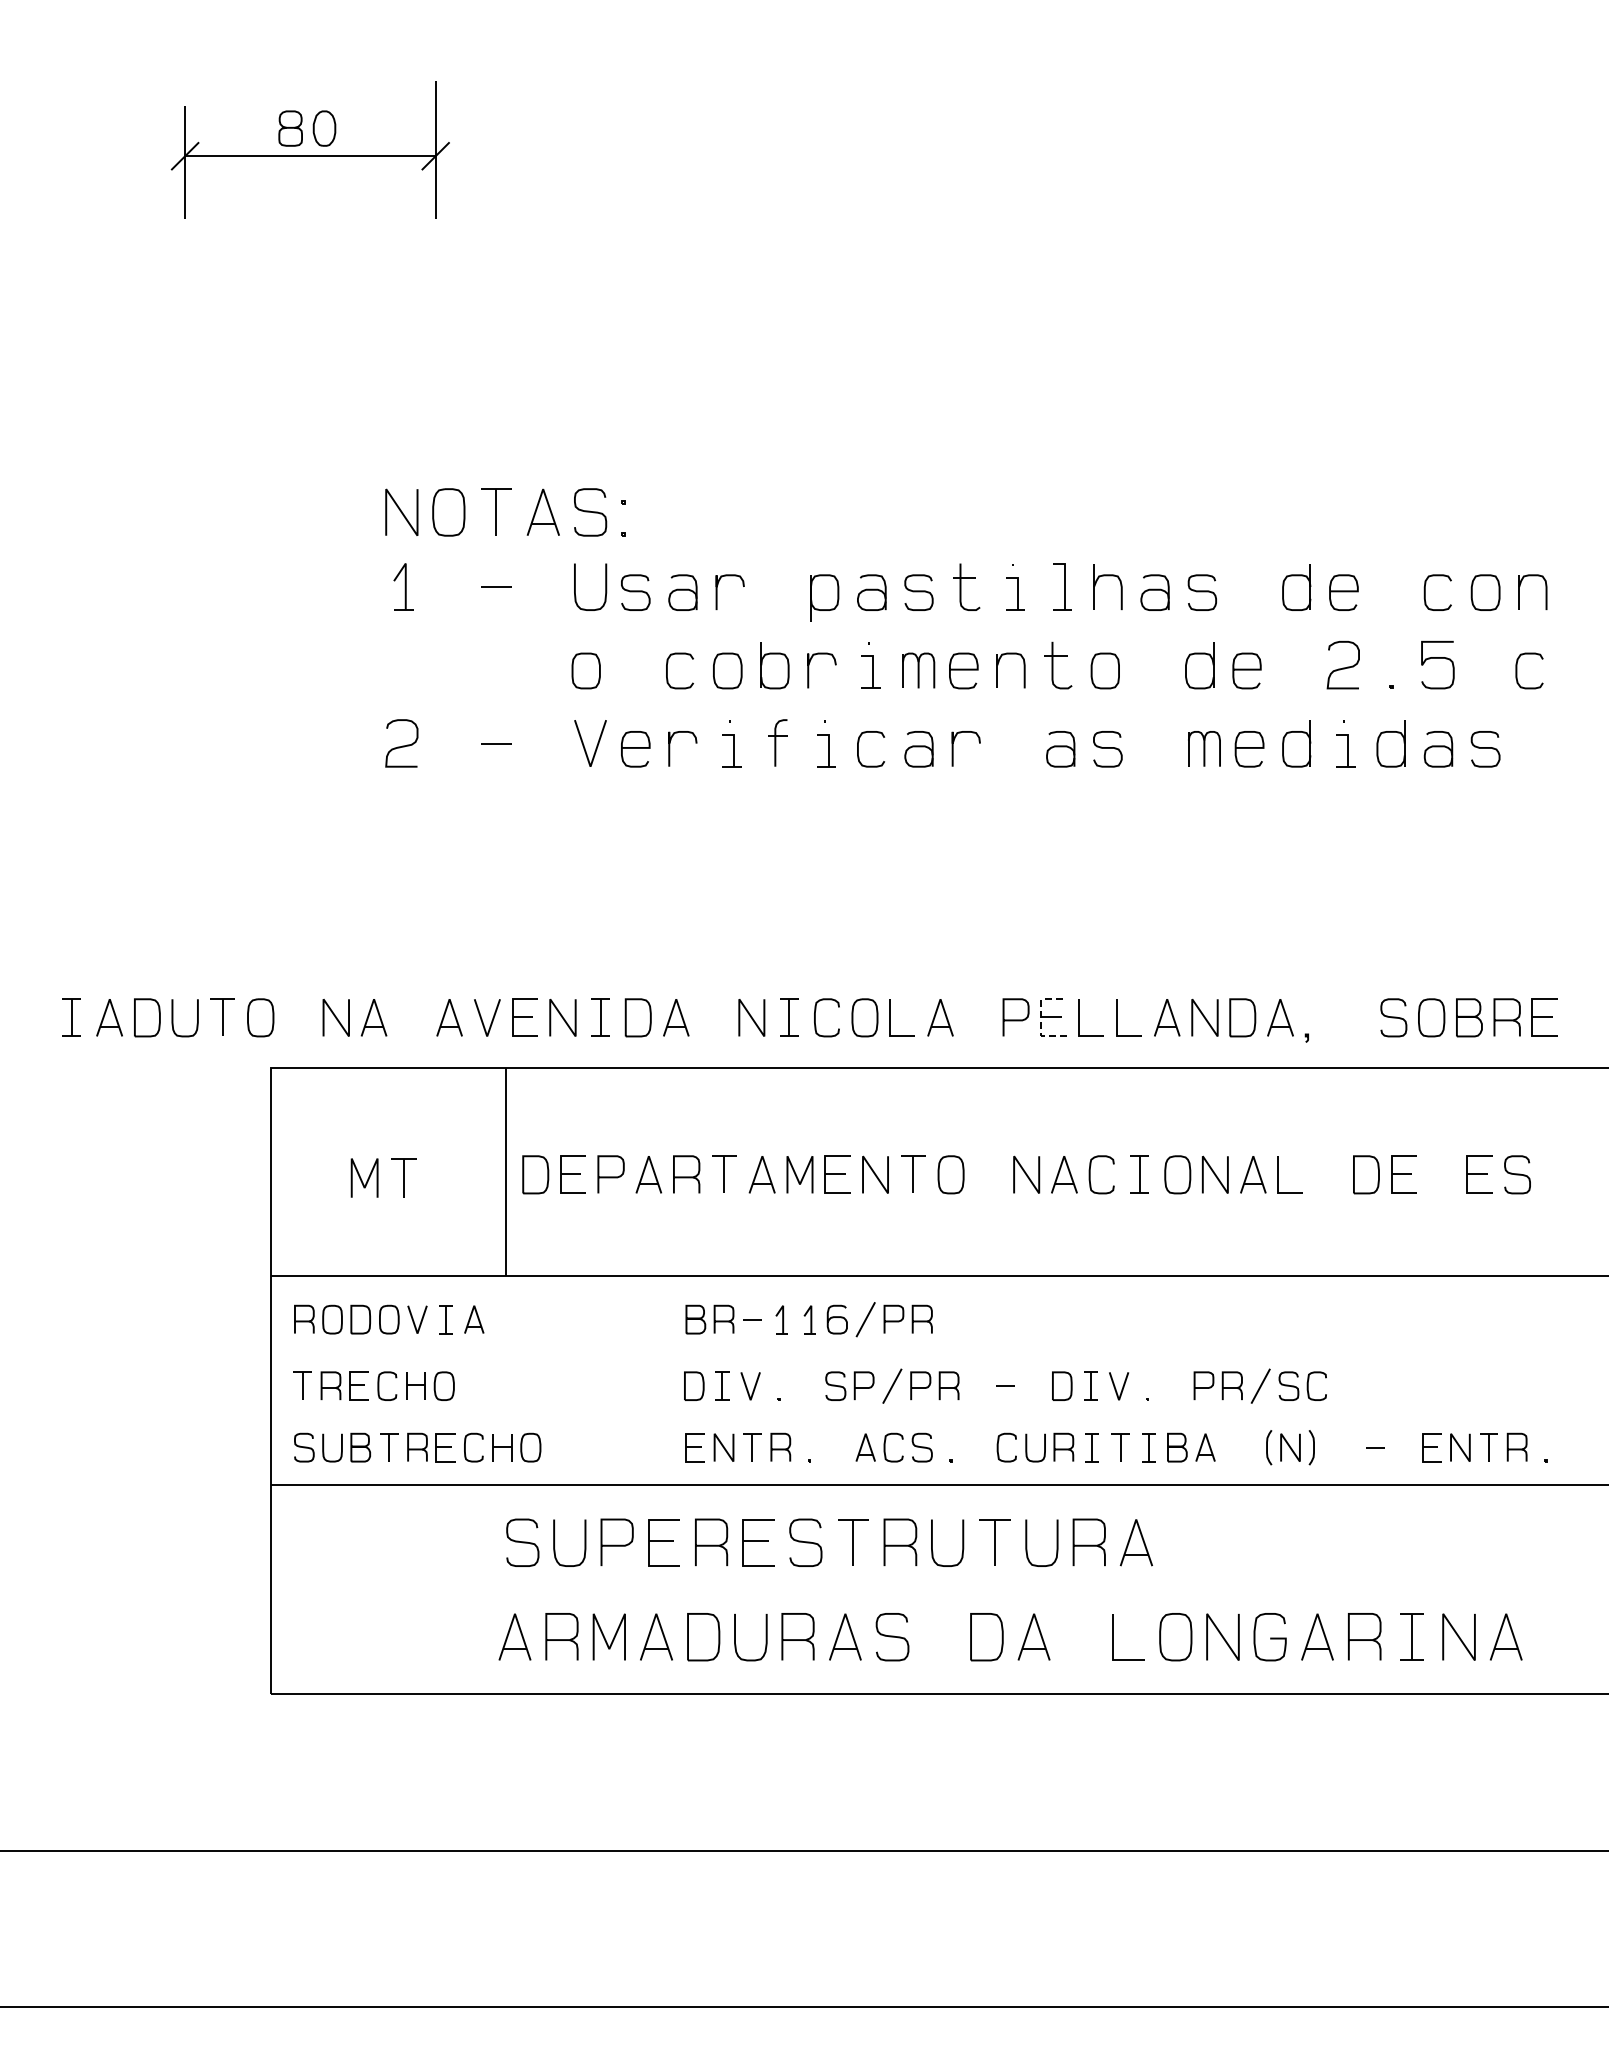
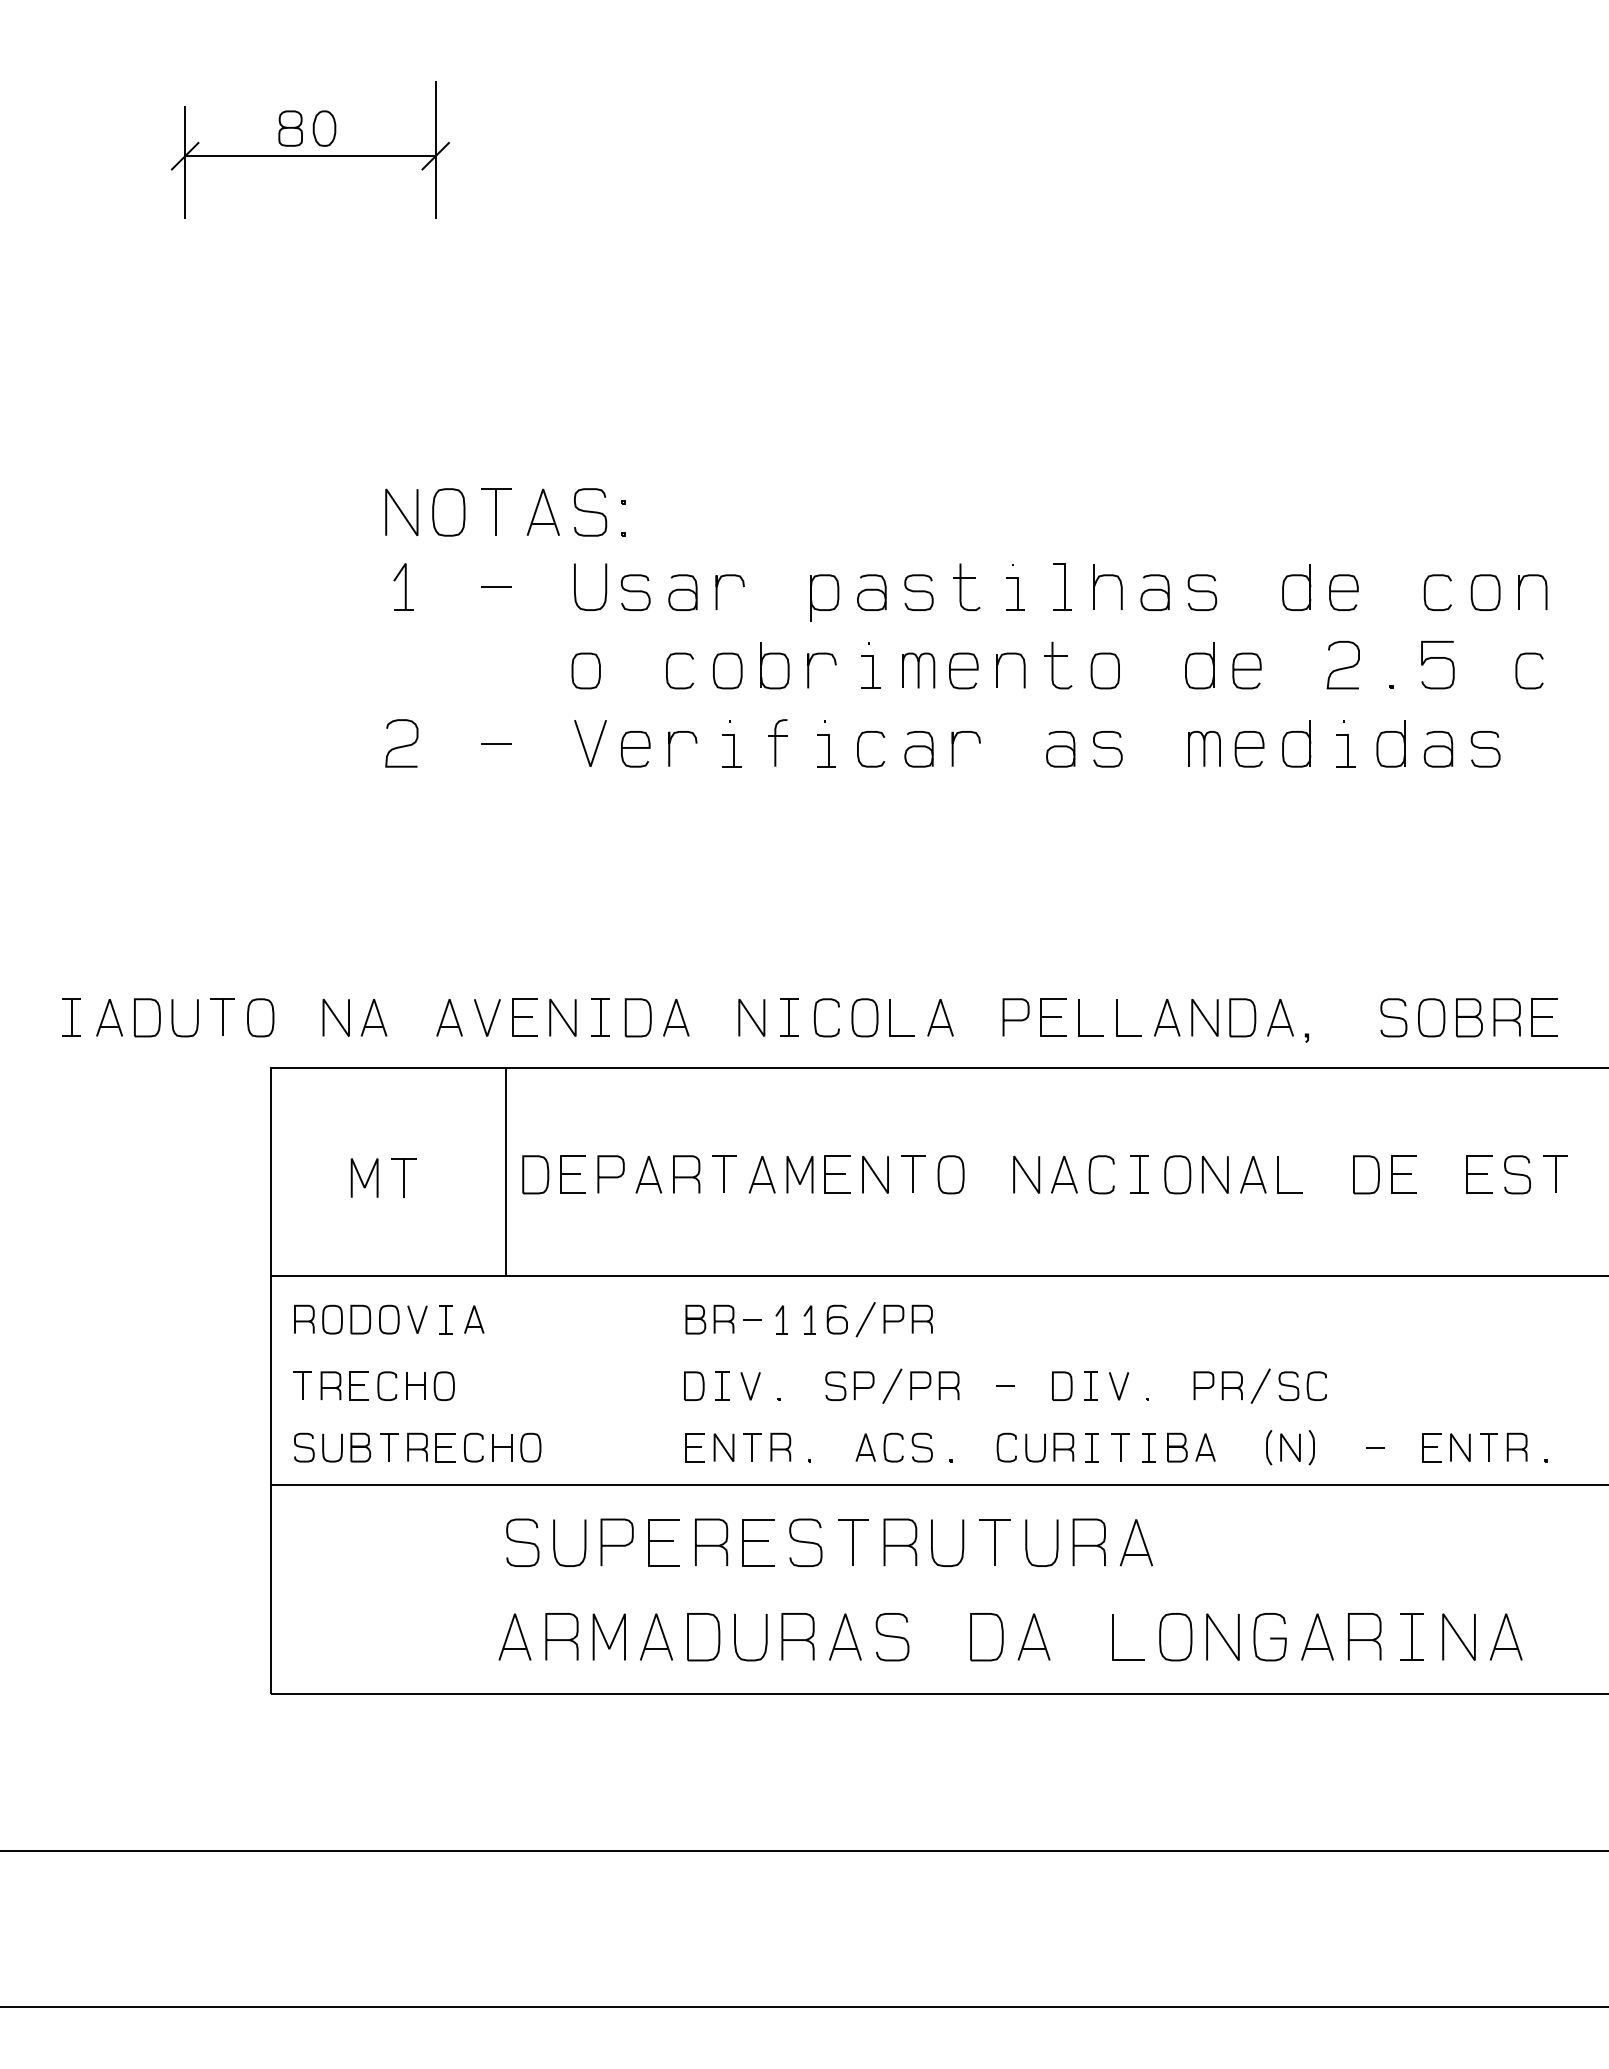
line: dashed -> solid (1041, 1017)
part: none -> present (1555, 1173)
